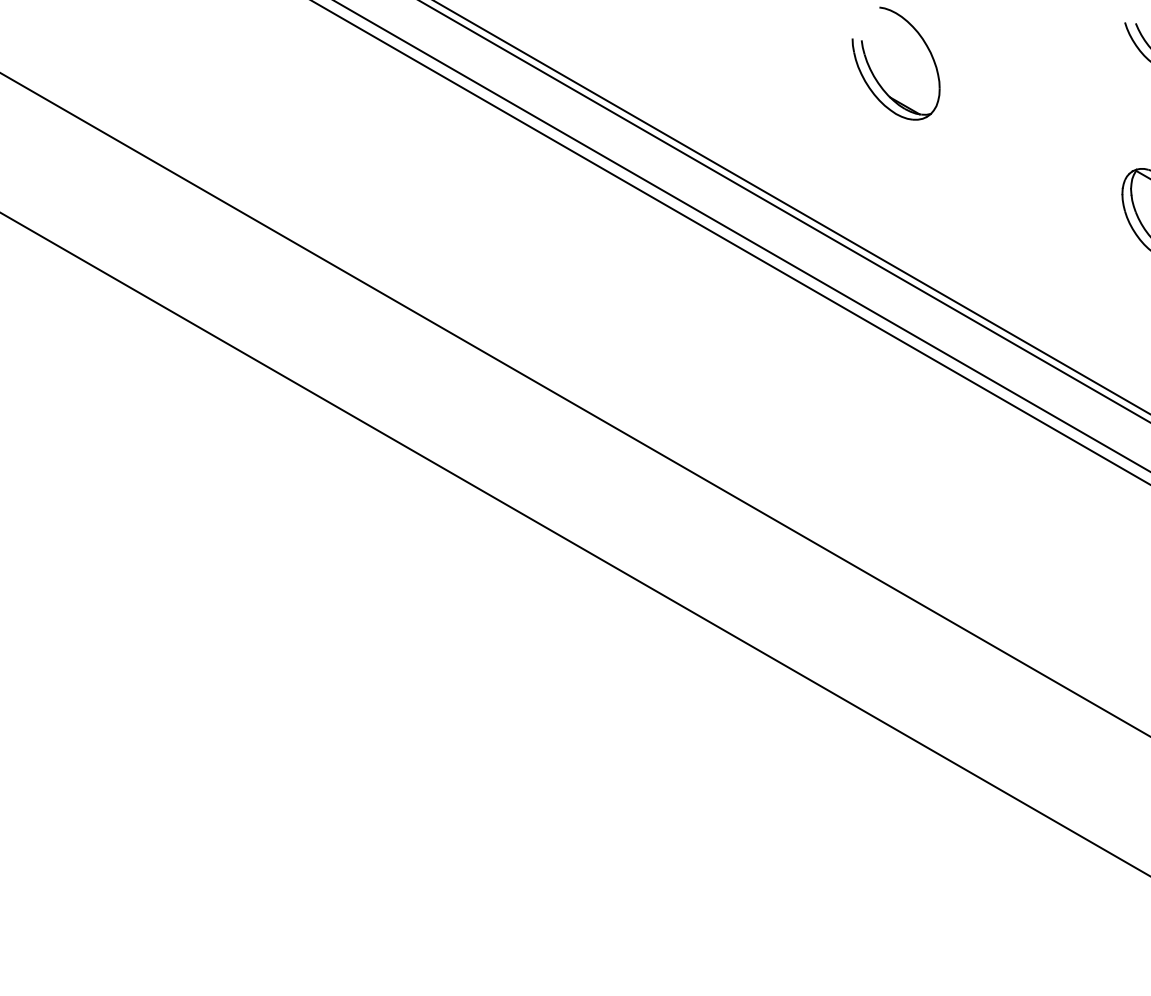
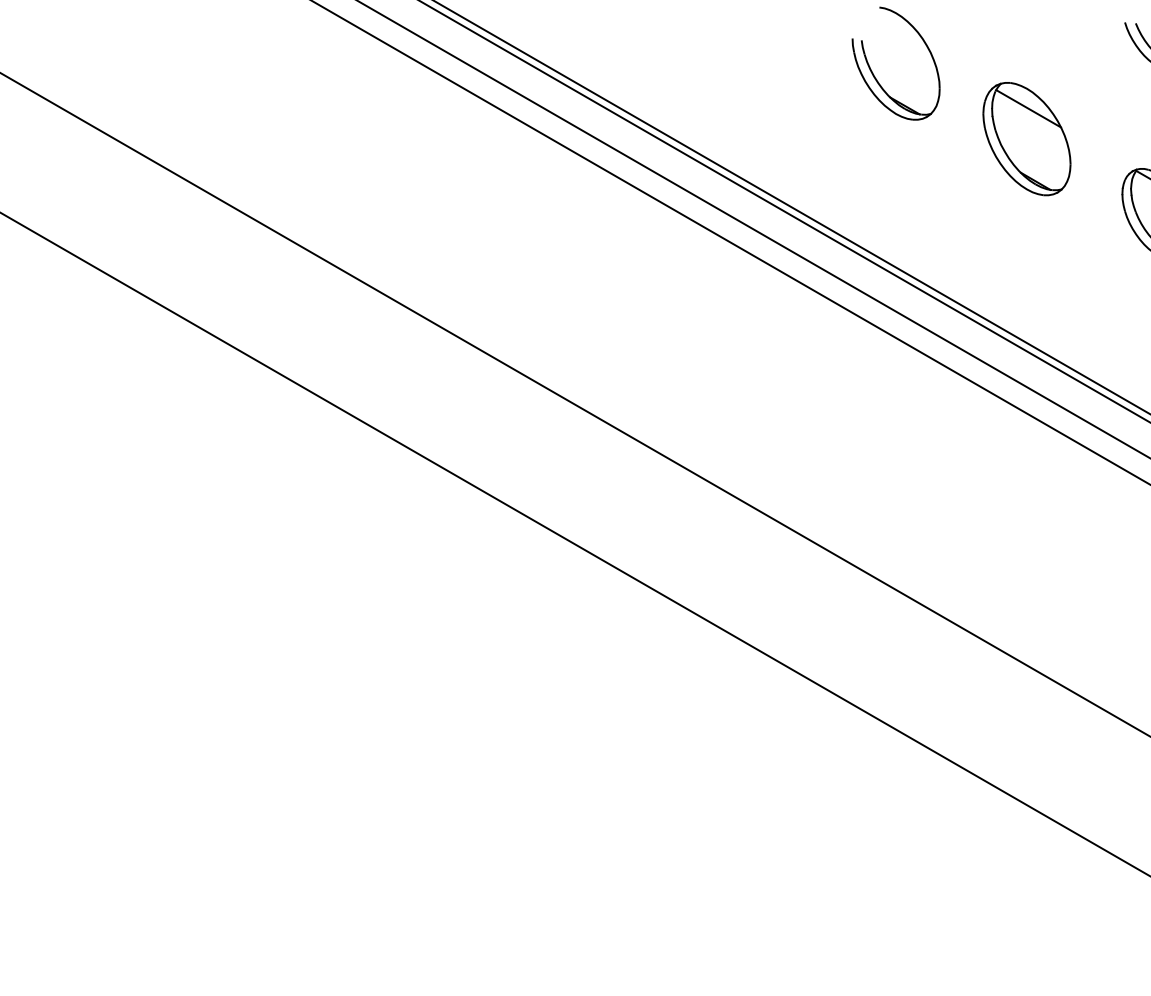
part: none -> present (1026, 139)
line position: (741, 236) -> (753, 229) (753, 229)
